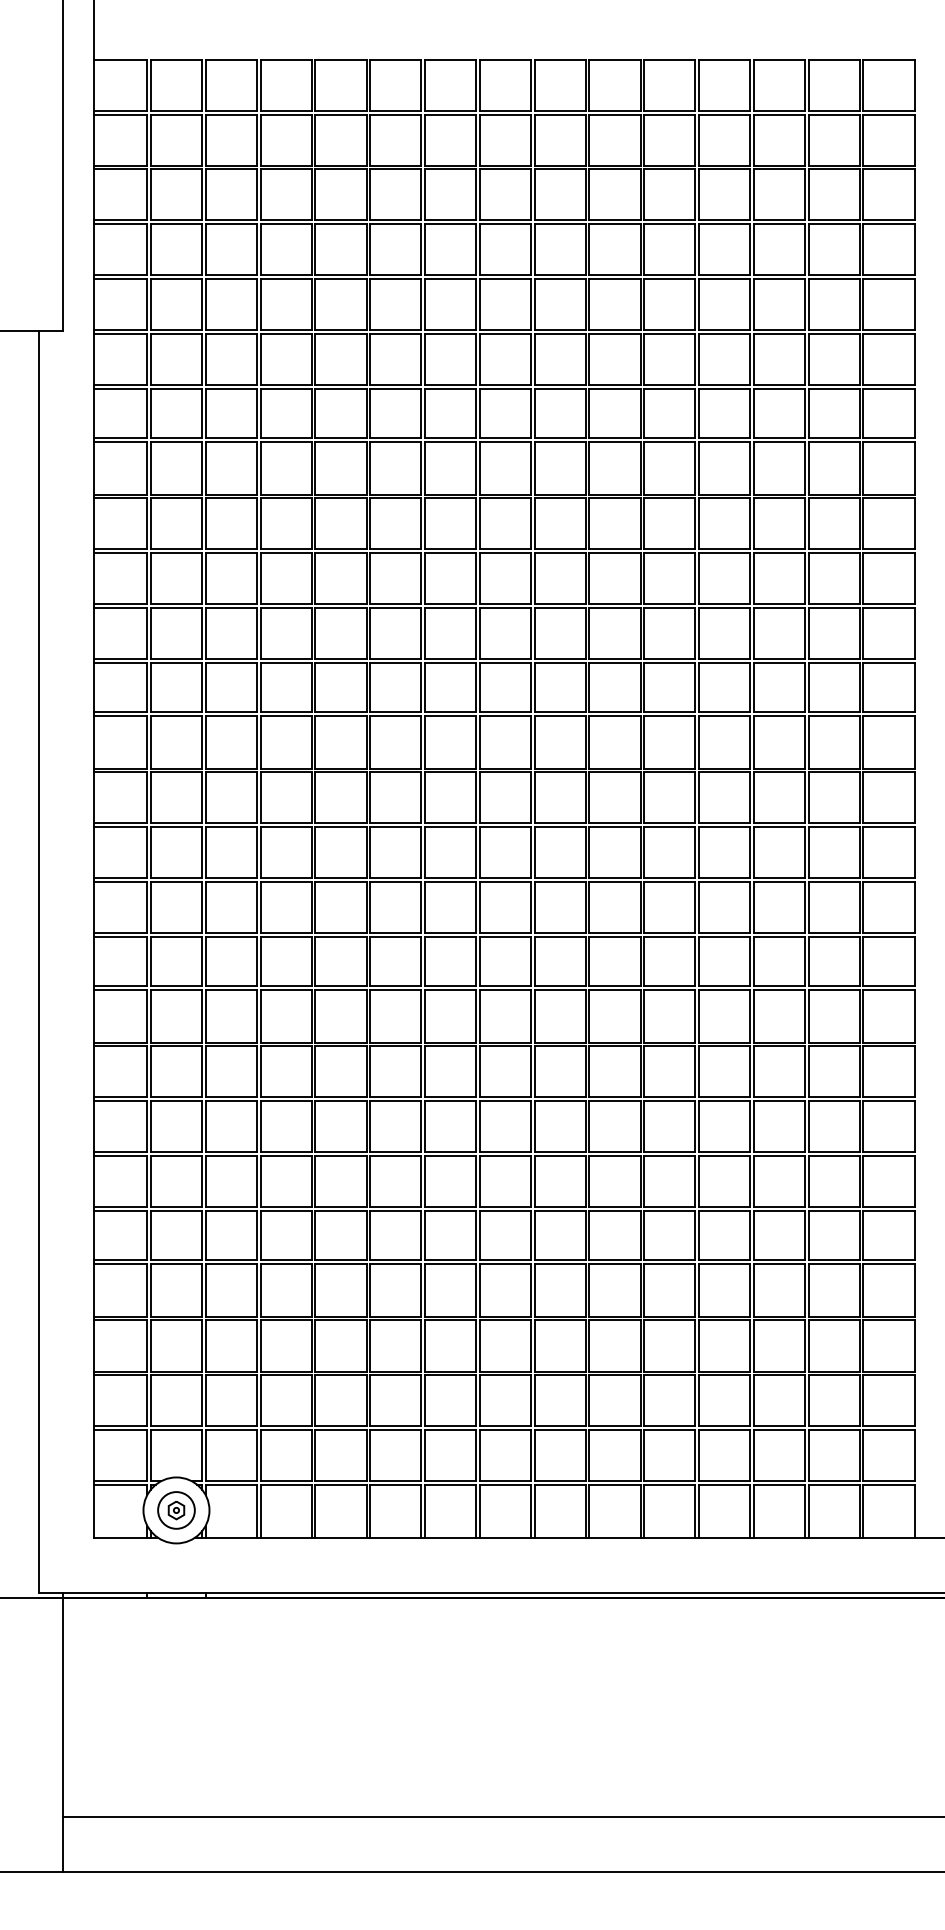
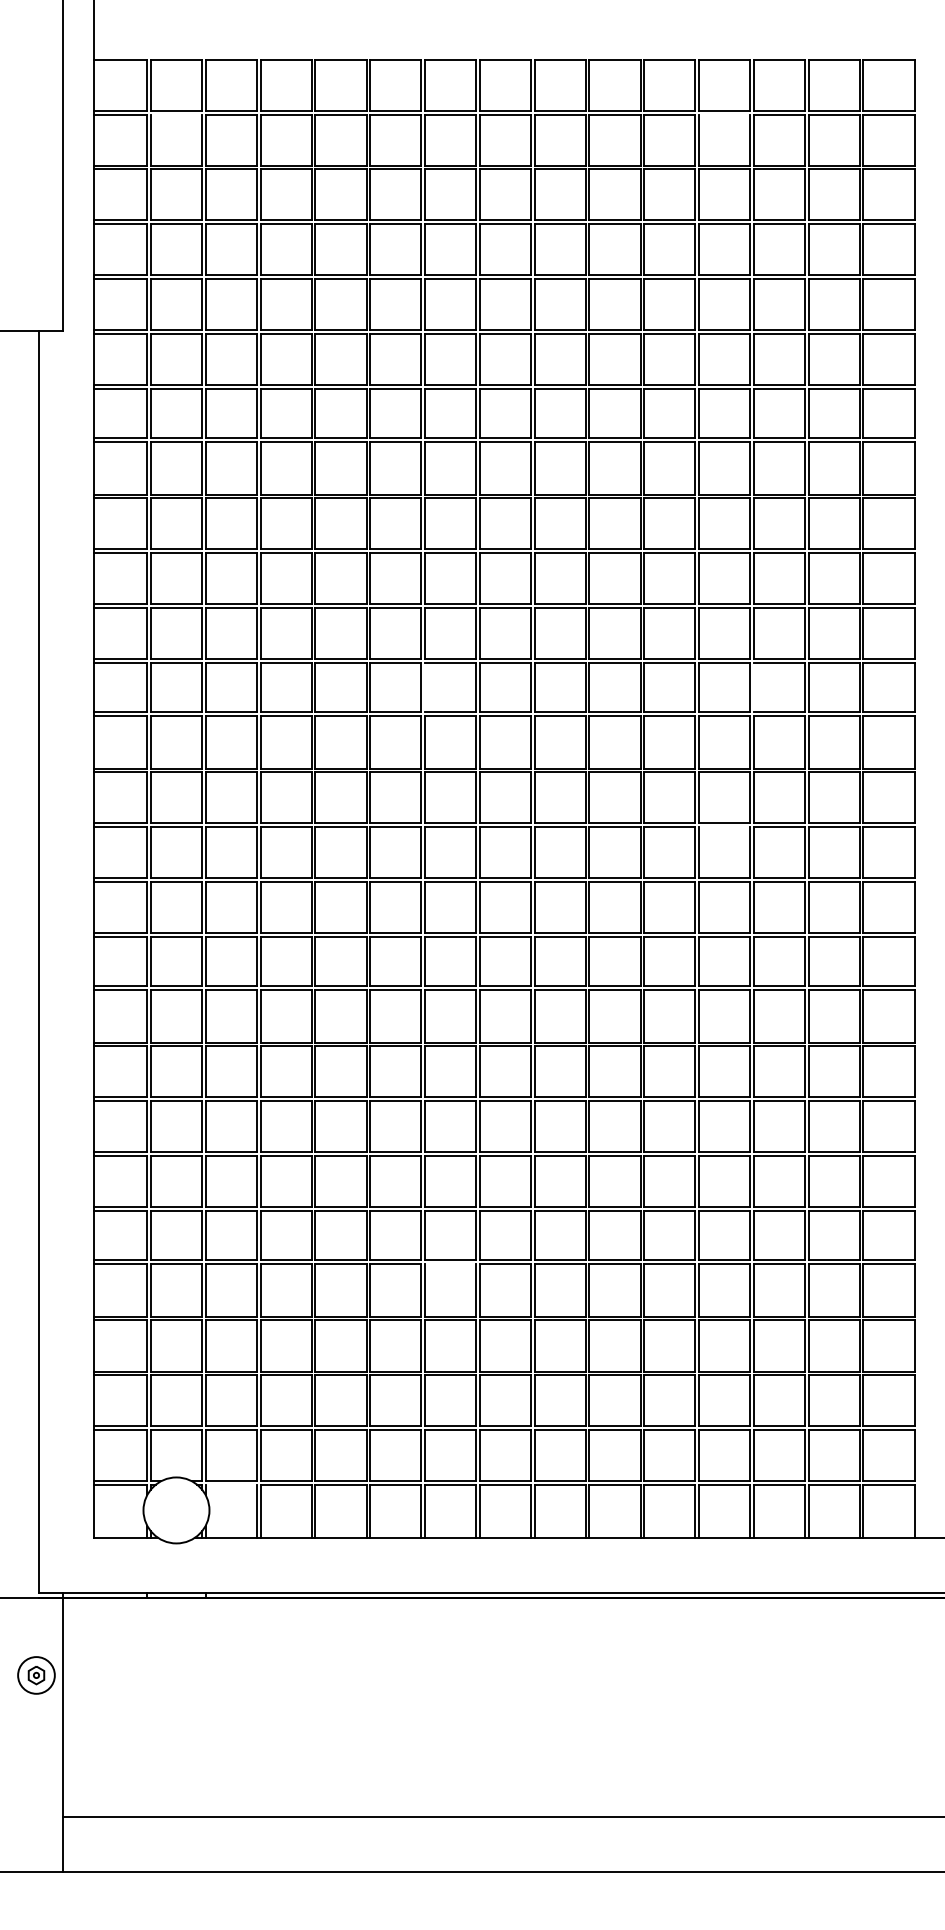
line: present -> none (176, 114)
line: present -> none (724, 114)
line: present -> none (424, 686)
line: present -> none (753, 686)
line: present -> none (724, 827)
line: present -> none (450, 1263)
line: present -> none (230, 1484)
part position: (176, 1510) -> (36, 1675) (36, 1675)
